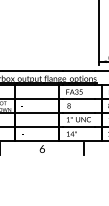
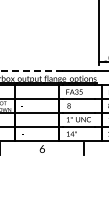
line: solid -> dashed (31, 70)
